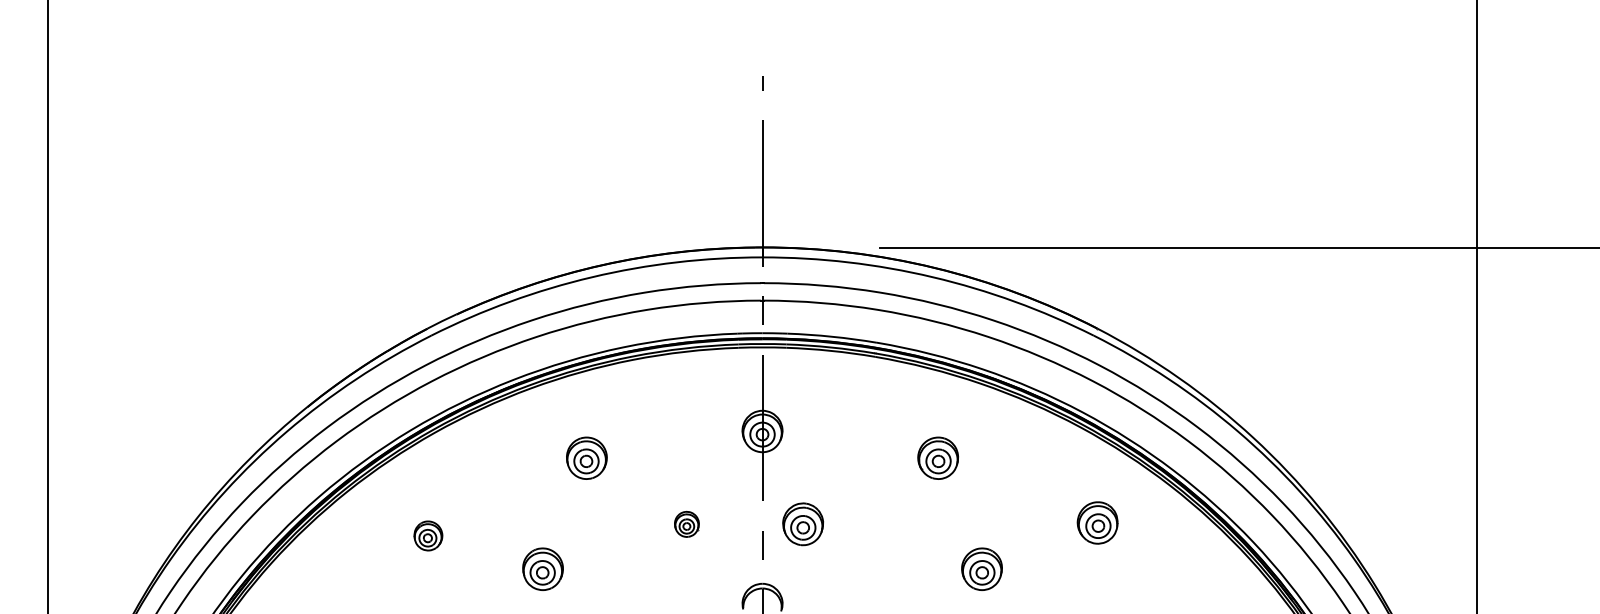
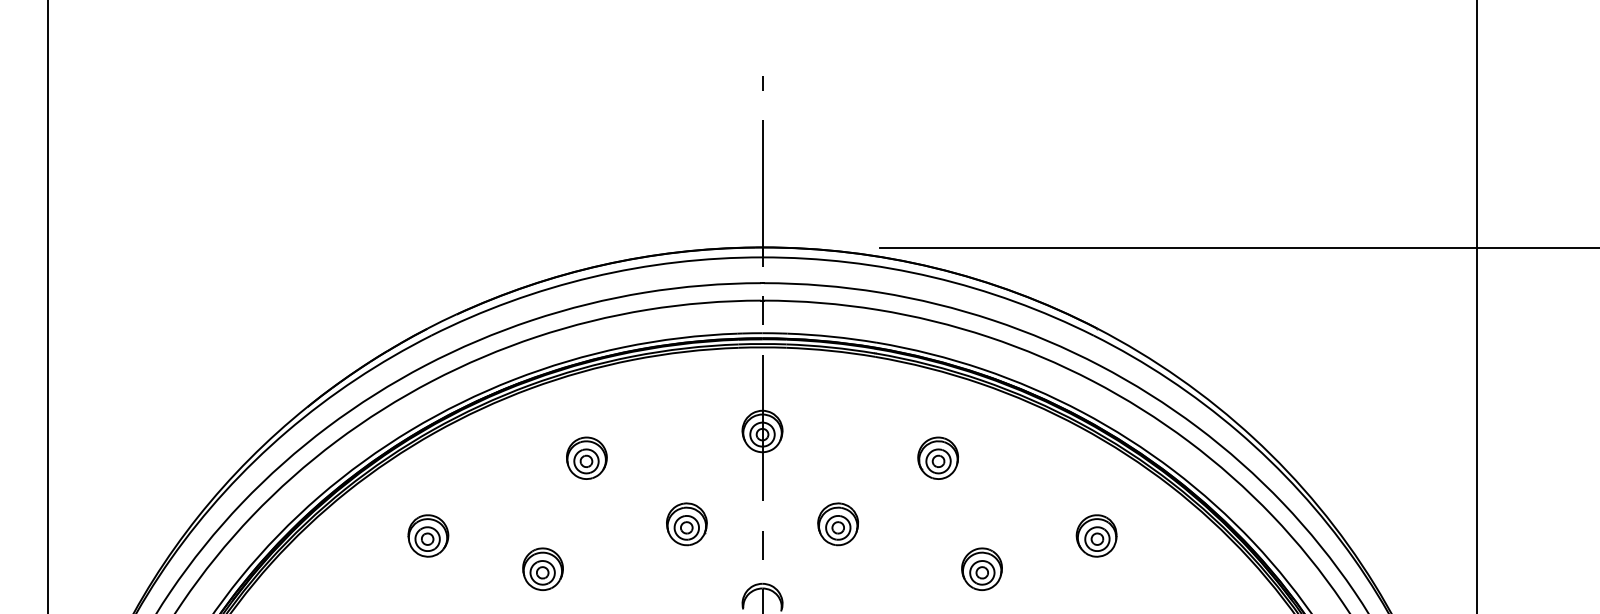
part position: (1097, 522) -> (1096, 535) (1096, 535)
part size: 26x28 px -> 42x45 px (686, 524)
part position: (802, 524) -> (837, 524) (837, 524)
part size: 31x32 px -> 43x44 px (428, 535)
